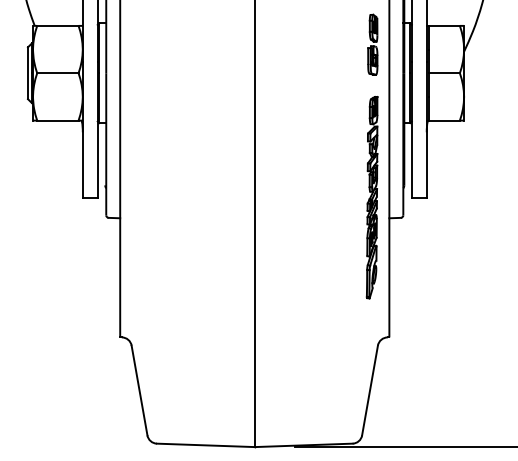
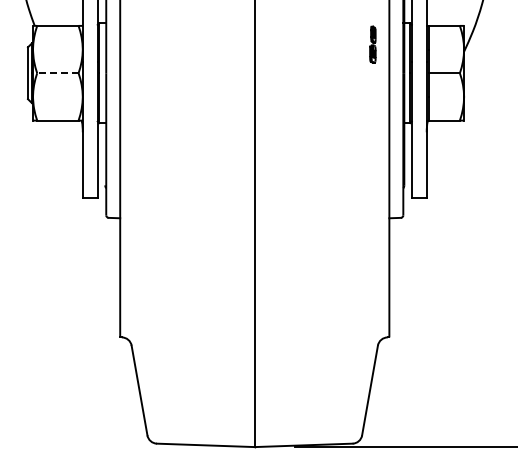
part size: 12x63 px -> 8x39 px (372, 44)
line: solid -> dashed (57, 73)
part: present -> none (371, 197)
